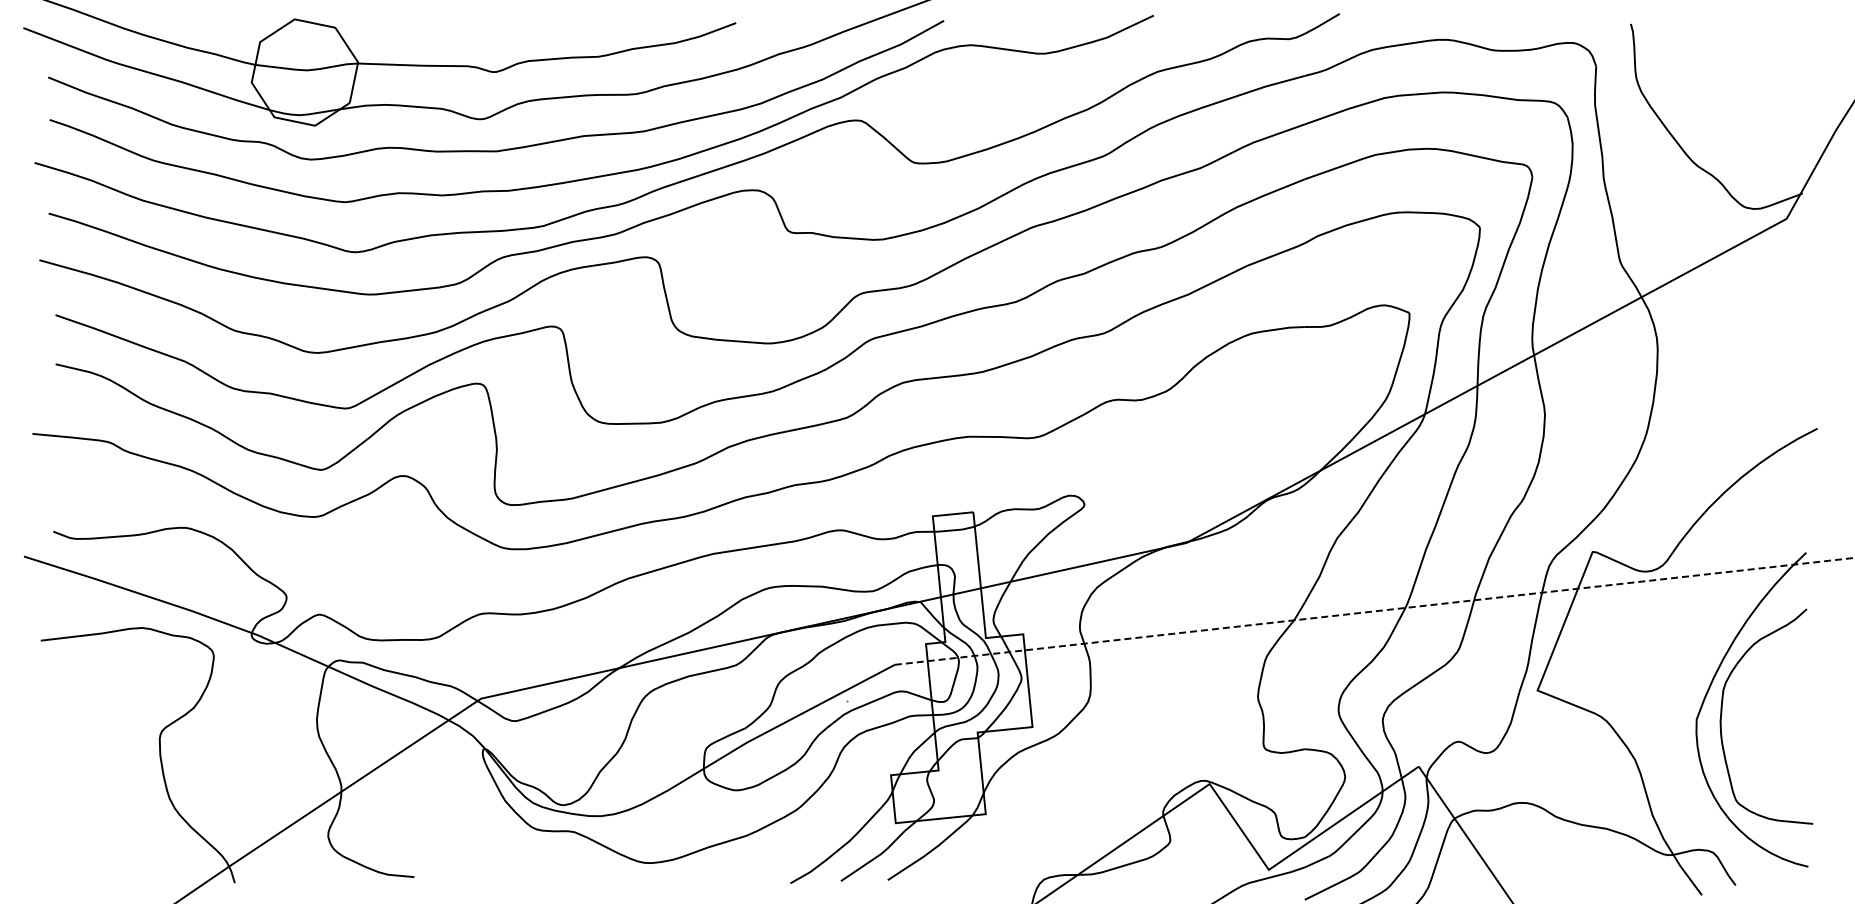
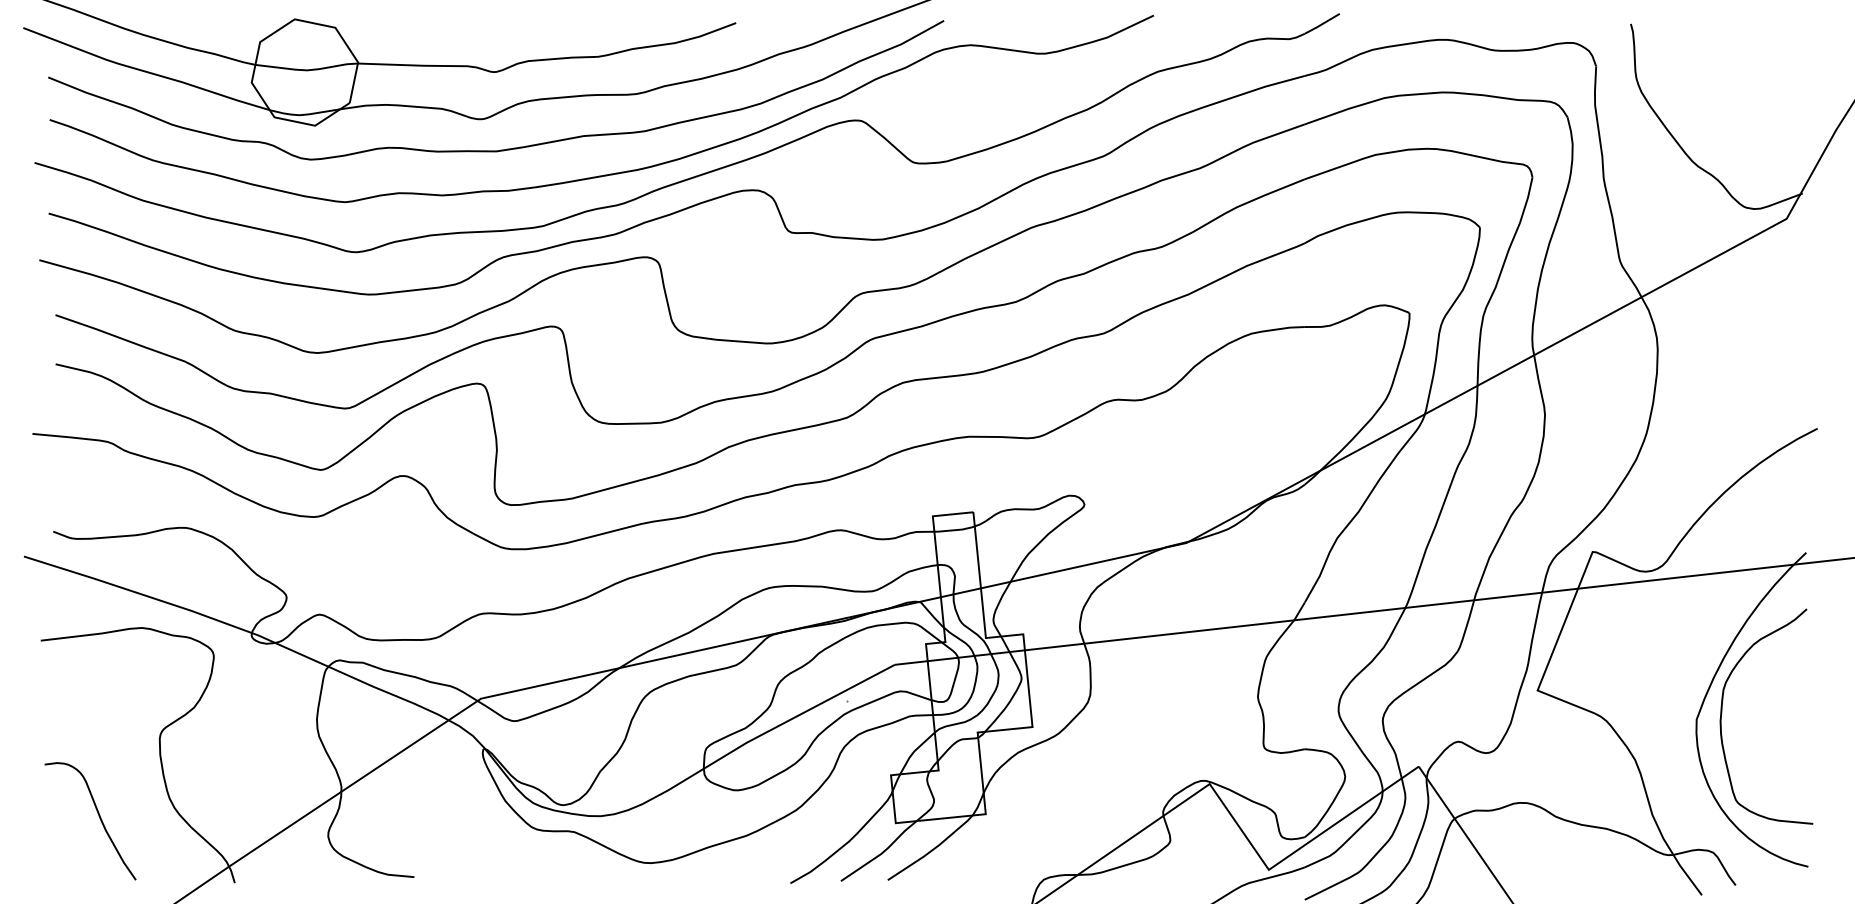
line: dashed -> solid (1374, 611)
curve: none -> present (98, 816)
